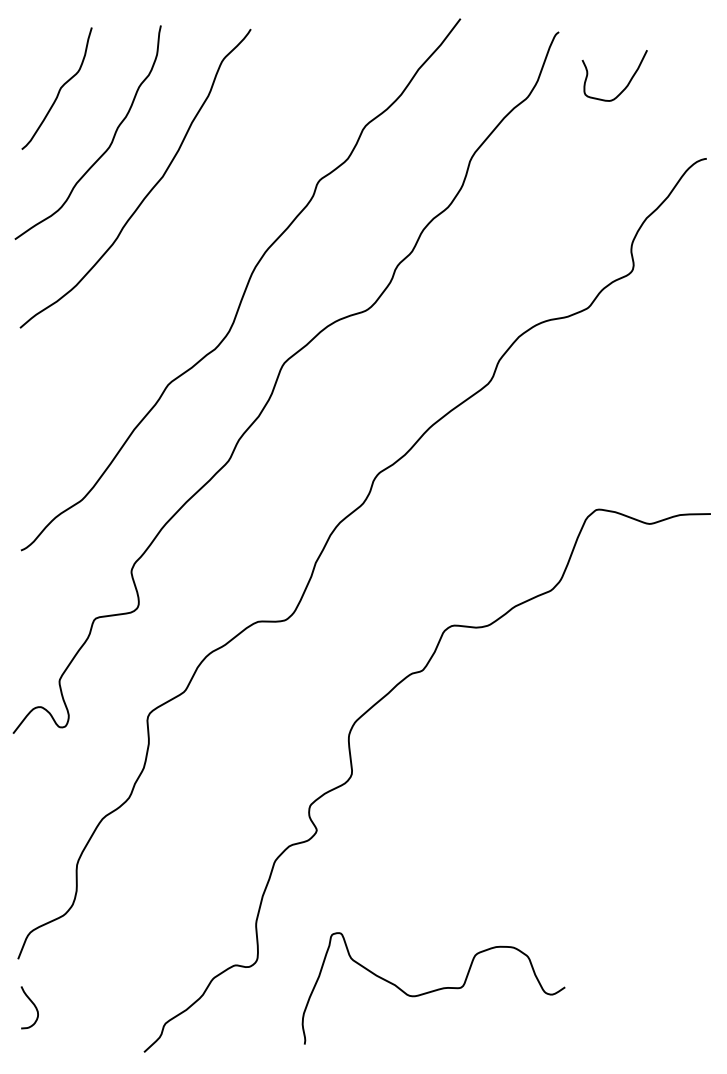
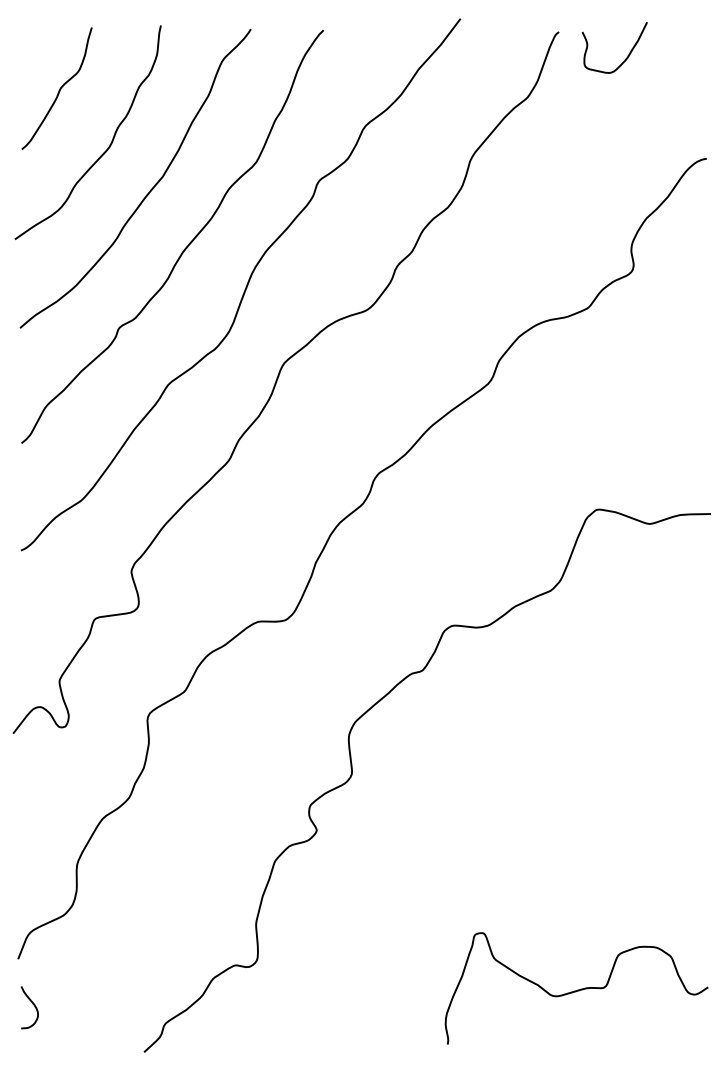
curve position: (627, 83) -> (627, 55) (627, 55)
curve: none -> present (184, 248)
curve position: (434, 989) -> (577, 989) (577, 989)
